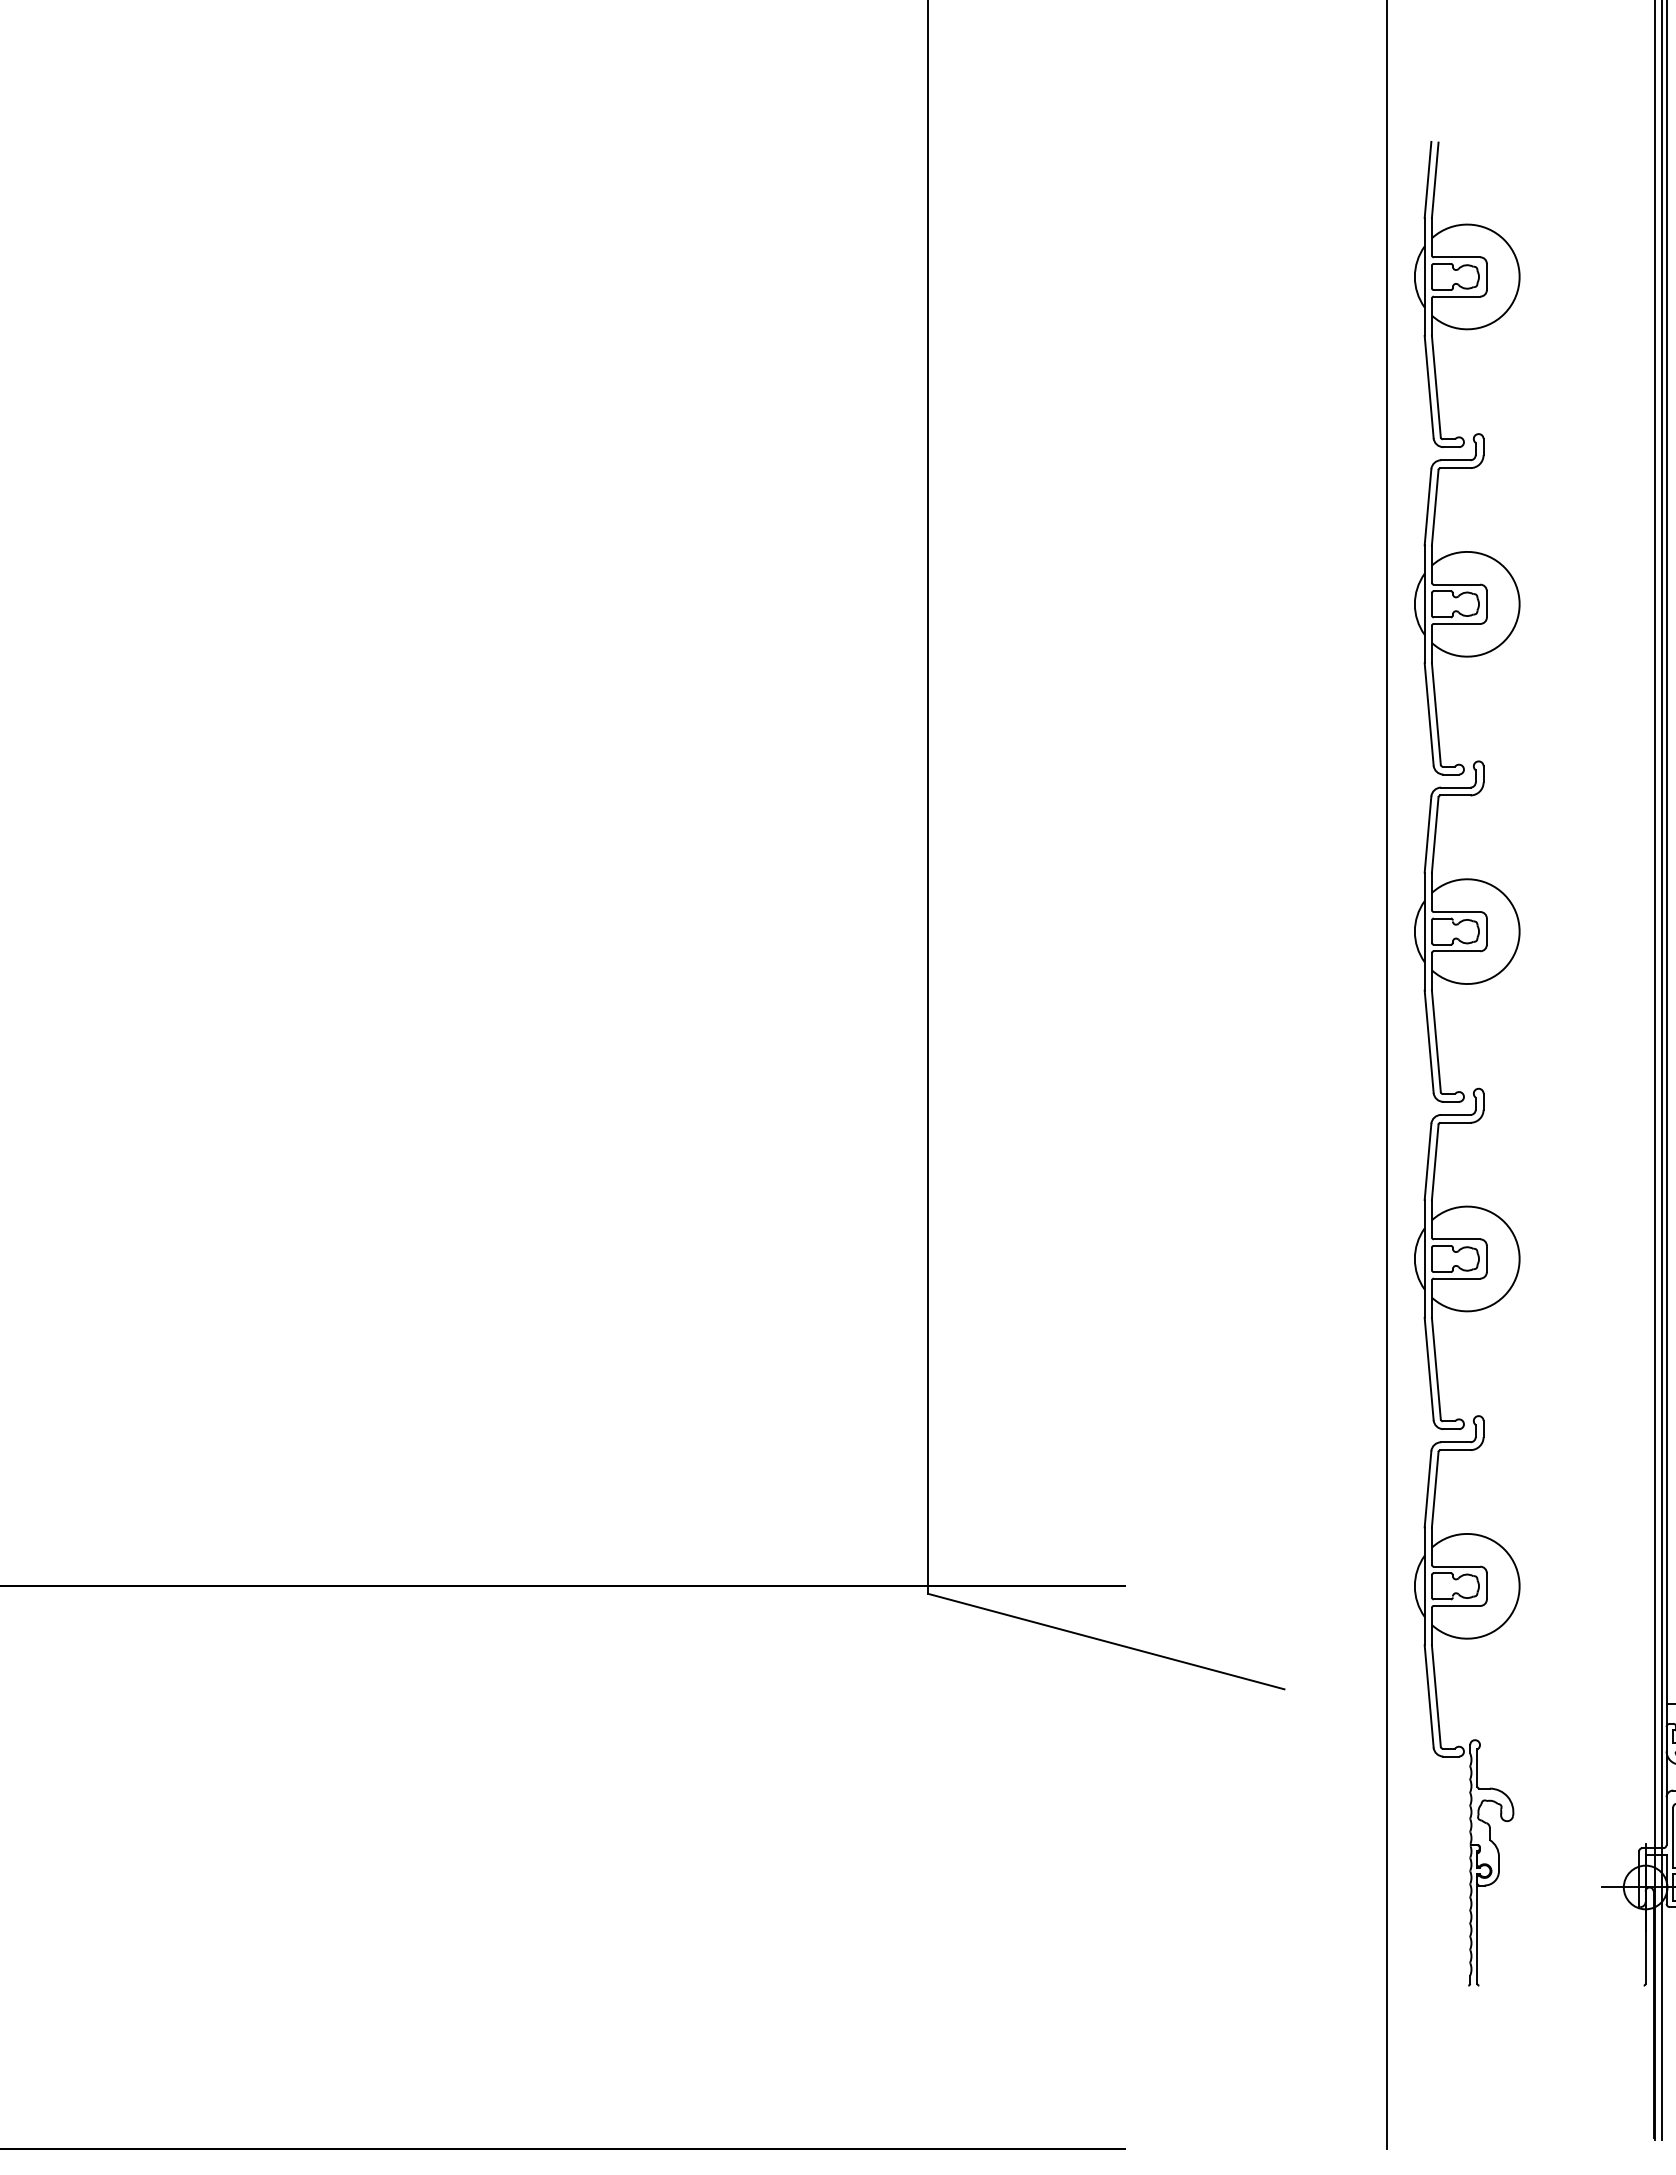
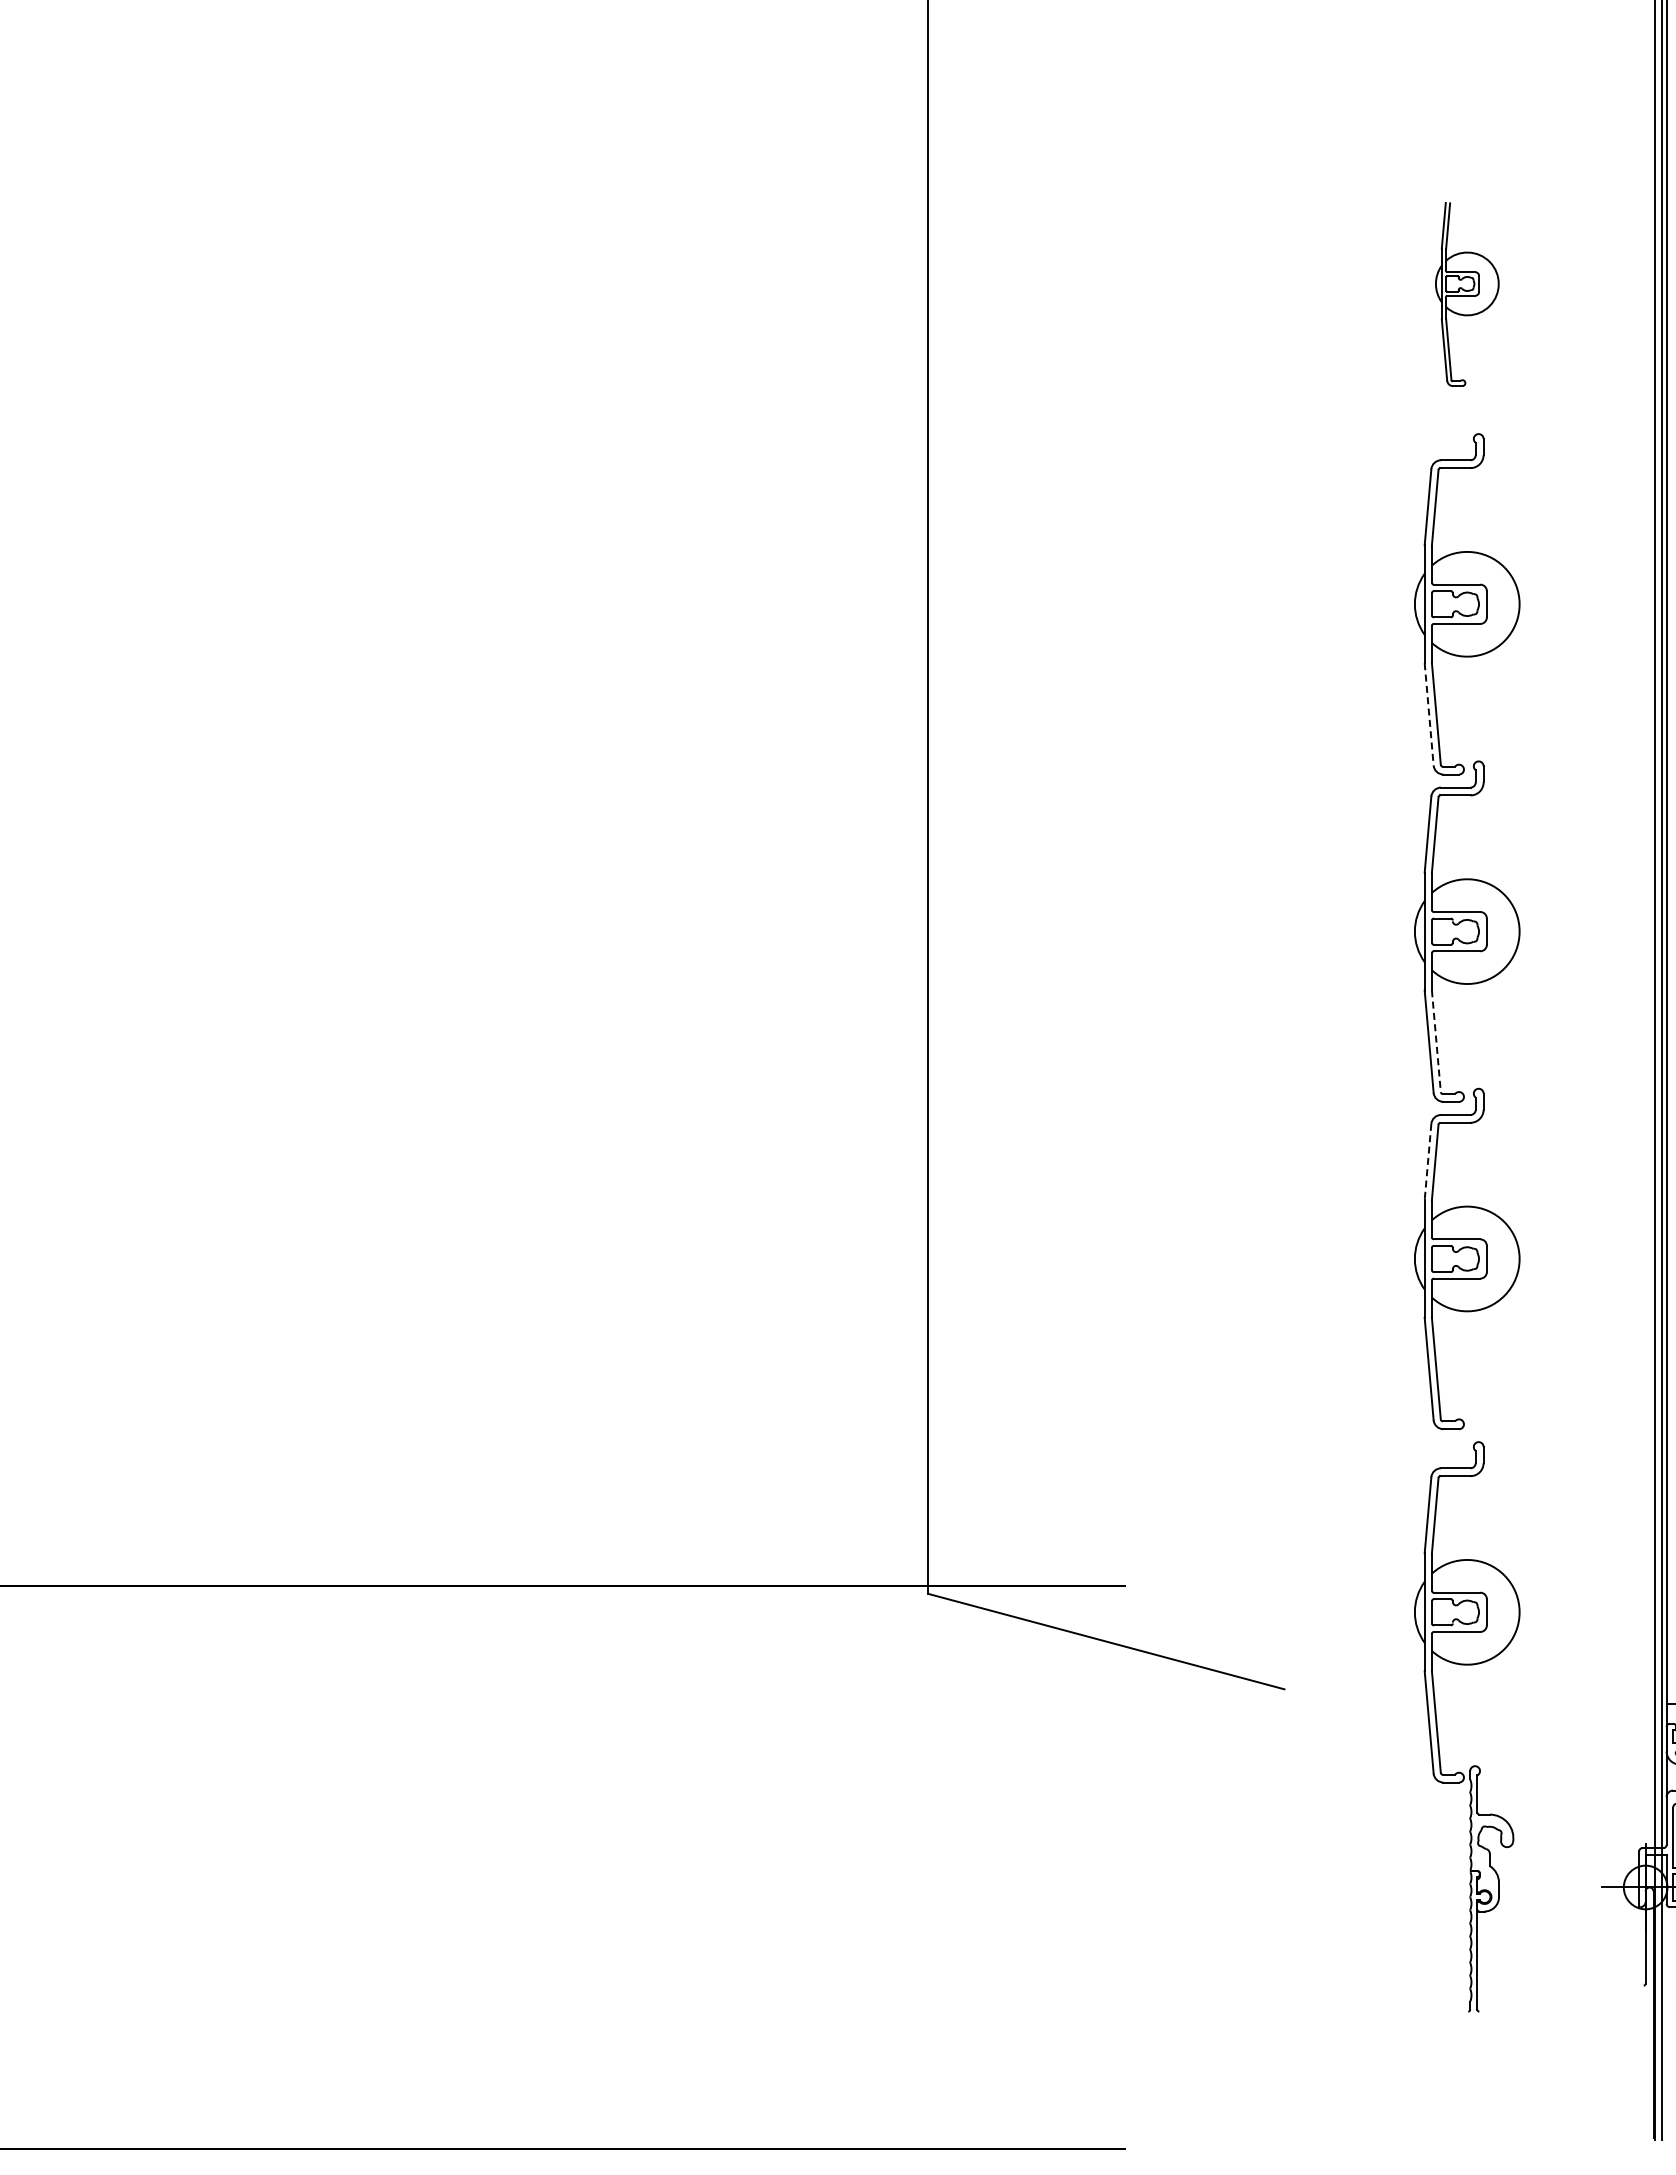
part size: 107x307 px -> 65x185 px (1467, 294)
line: solid -> dashed (1429, 714)
line: solid -> dashed (1436, 1041)
line: present -> none (1386, 1075)
line: solid -> dashed (1427, 1162)
part position: (1438, 1705) -> (1438, 1731) (1438, 1731)
